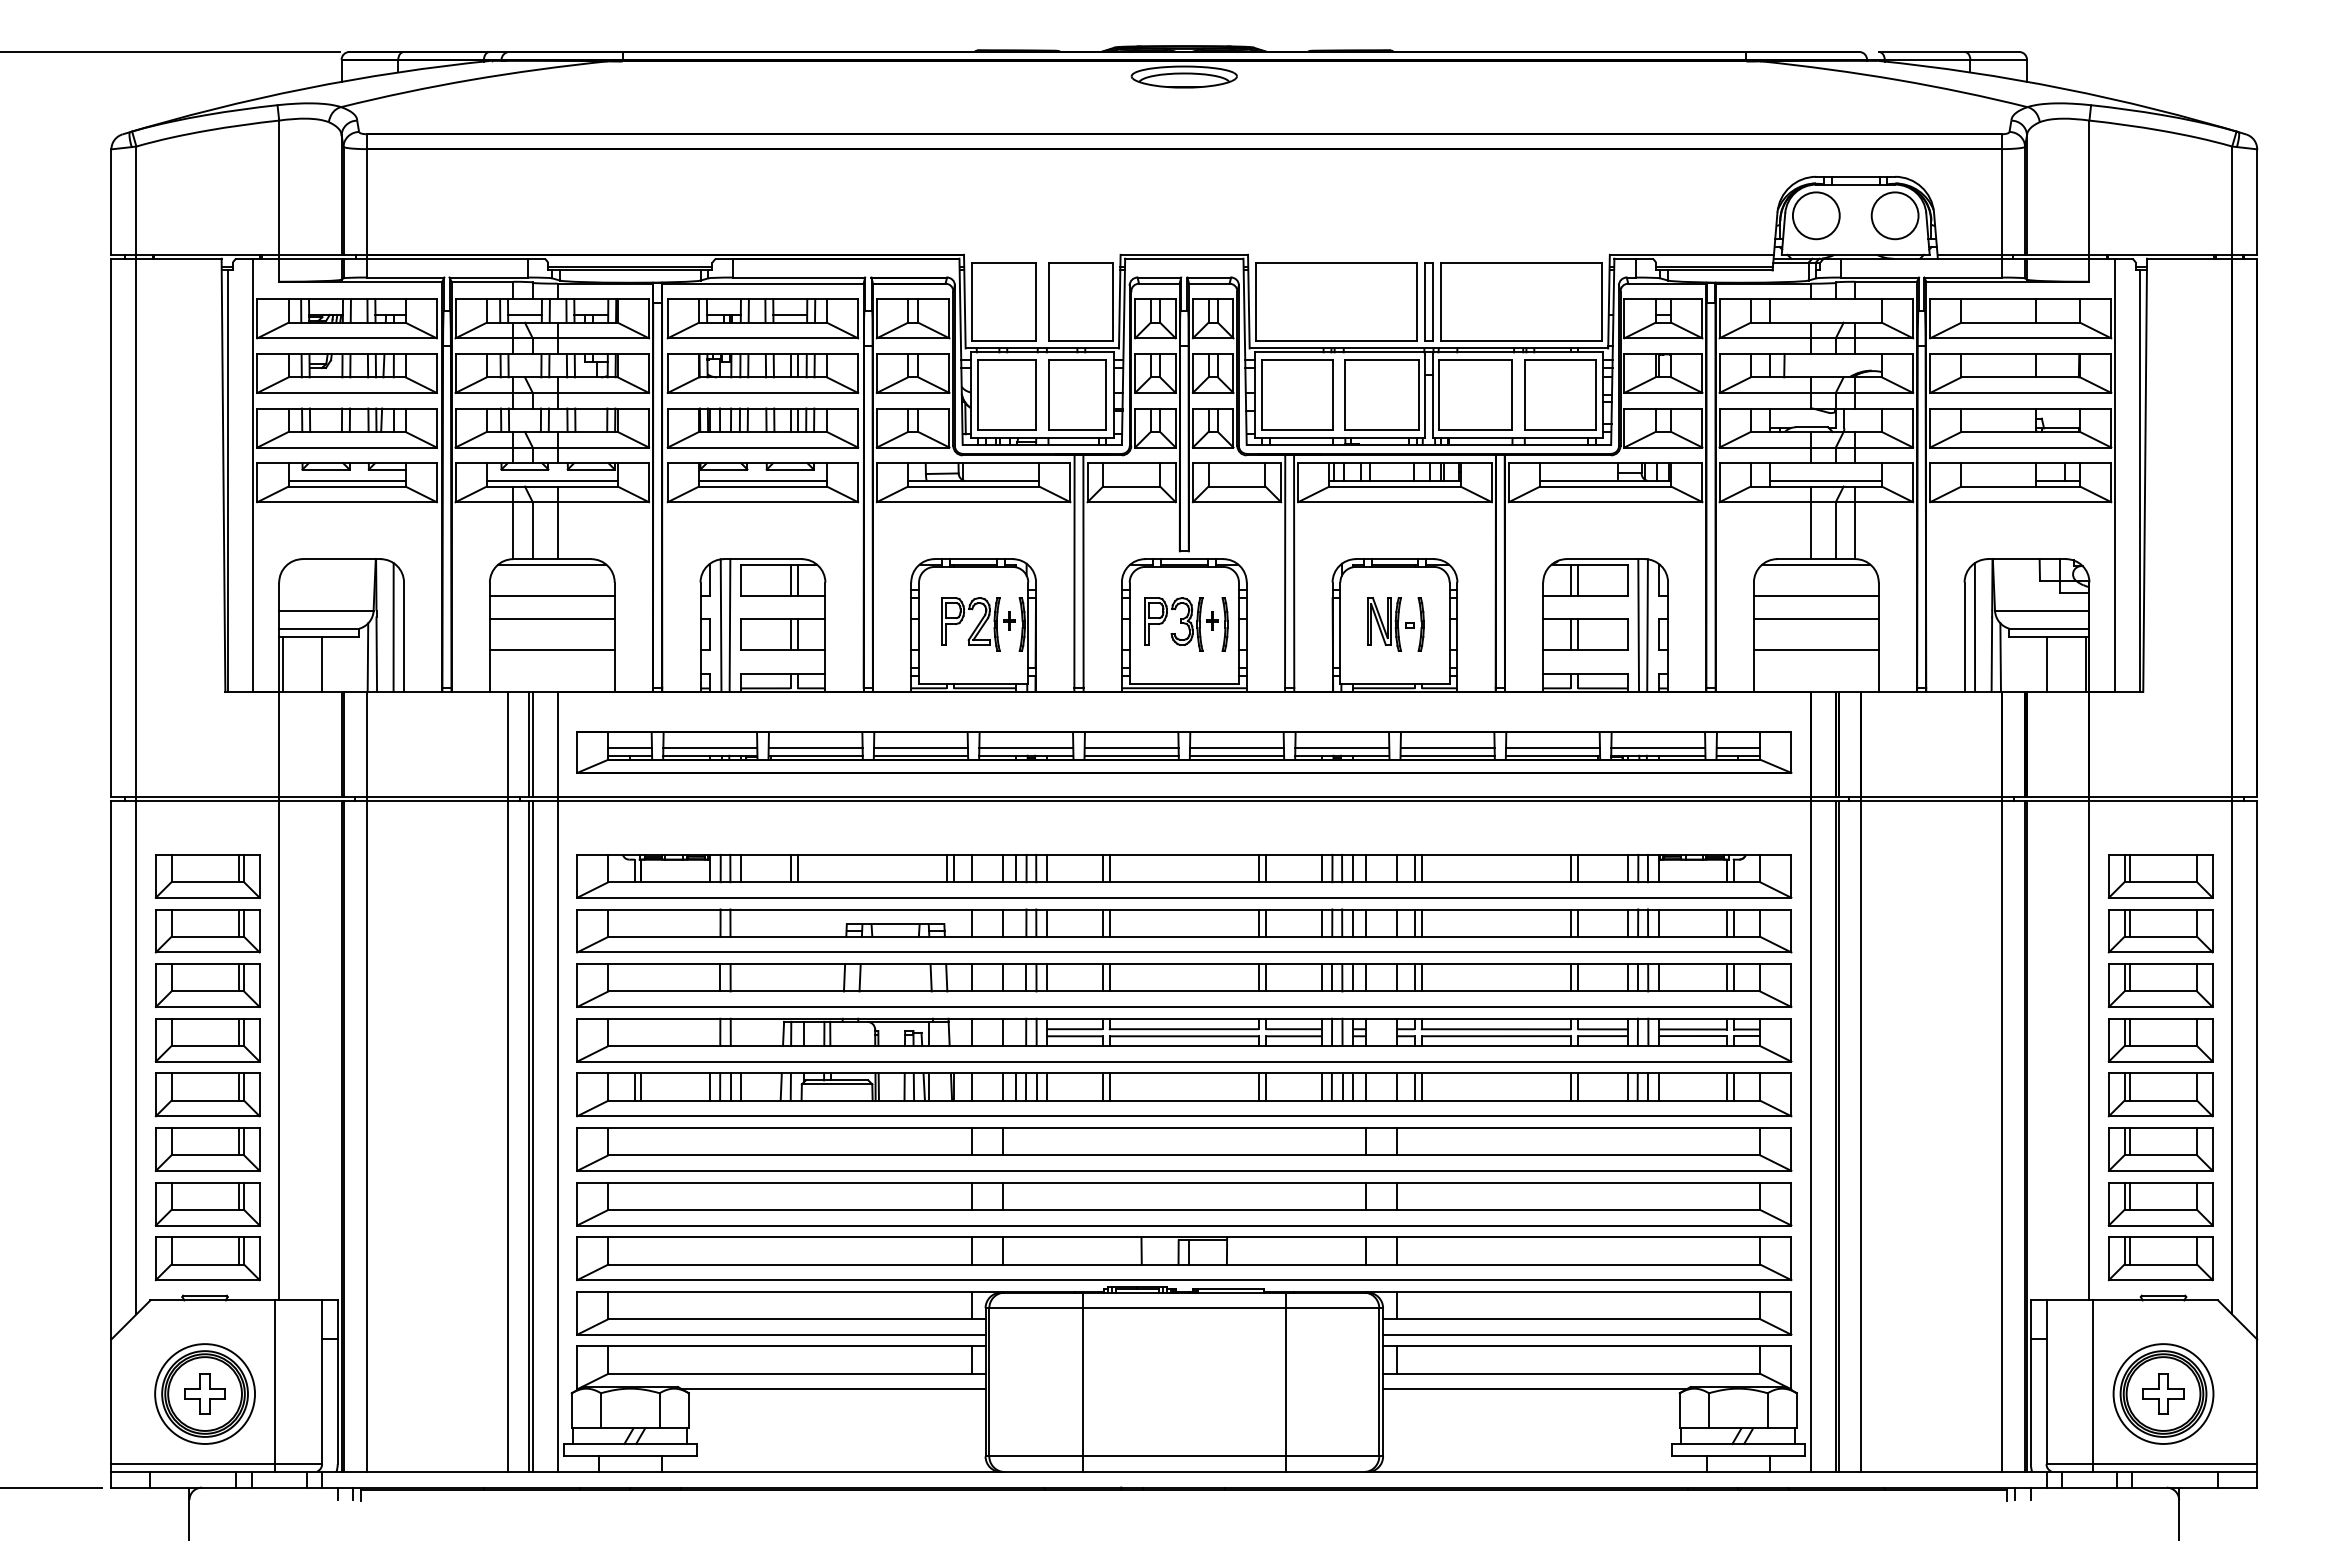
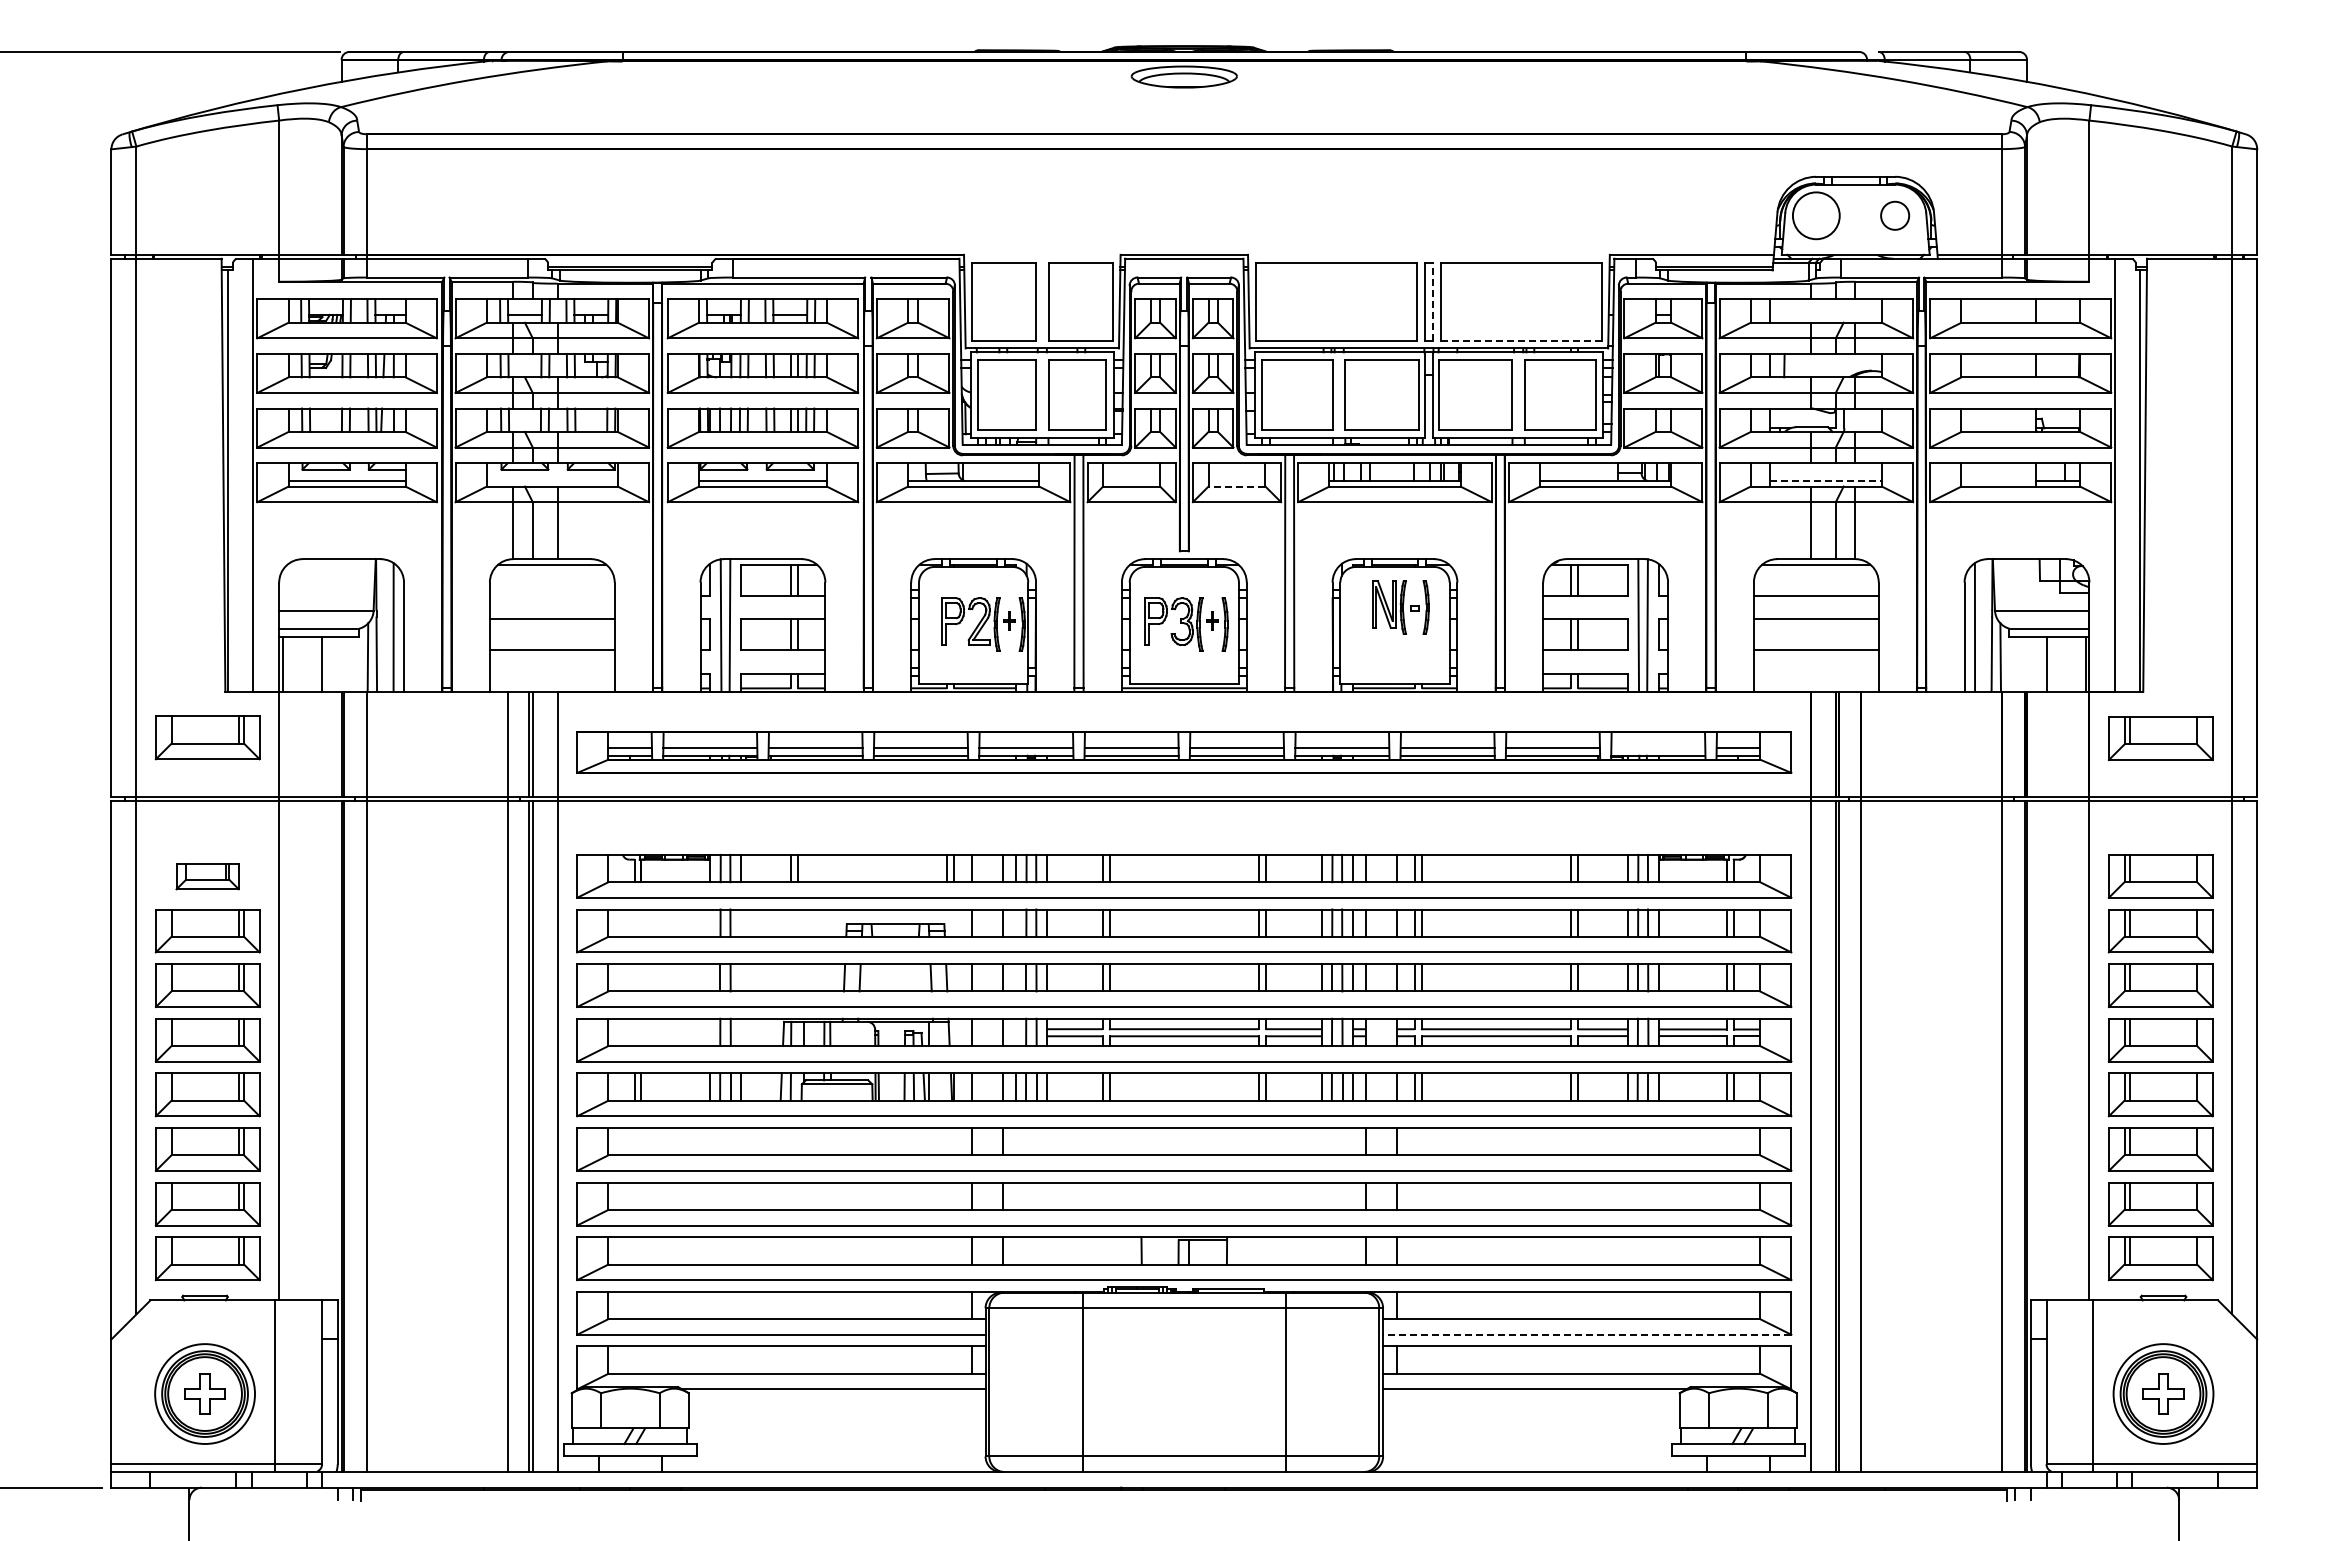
circle diameter: 47 px -> 28 px (1895, 215)
line: solid -> dashed (1432, 301)
line: solid -> dashed (1521, 340)
line: present -> none (551, 481)
line: solid -> dashed (1826, 481)
line: solid -> dashed (1236, 486)
line: present -> none (551, 595)
part position: (1395, 624) -> (1400, 607) (1400, 607)
part: none -> present (207, 737)
part: none -> present (2160, 738)
line: present -> none (1658, 748)
part size: 107x45 px -> 65x28 px (207, 876)
line: solid -> dashed (1586, 1334)
